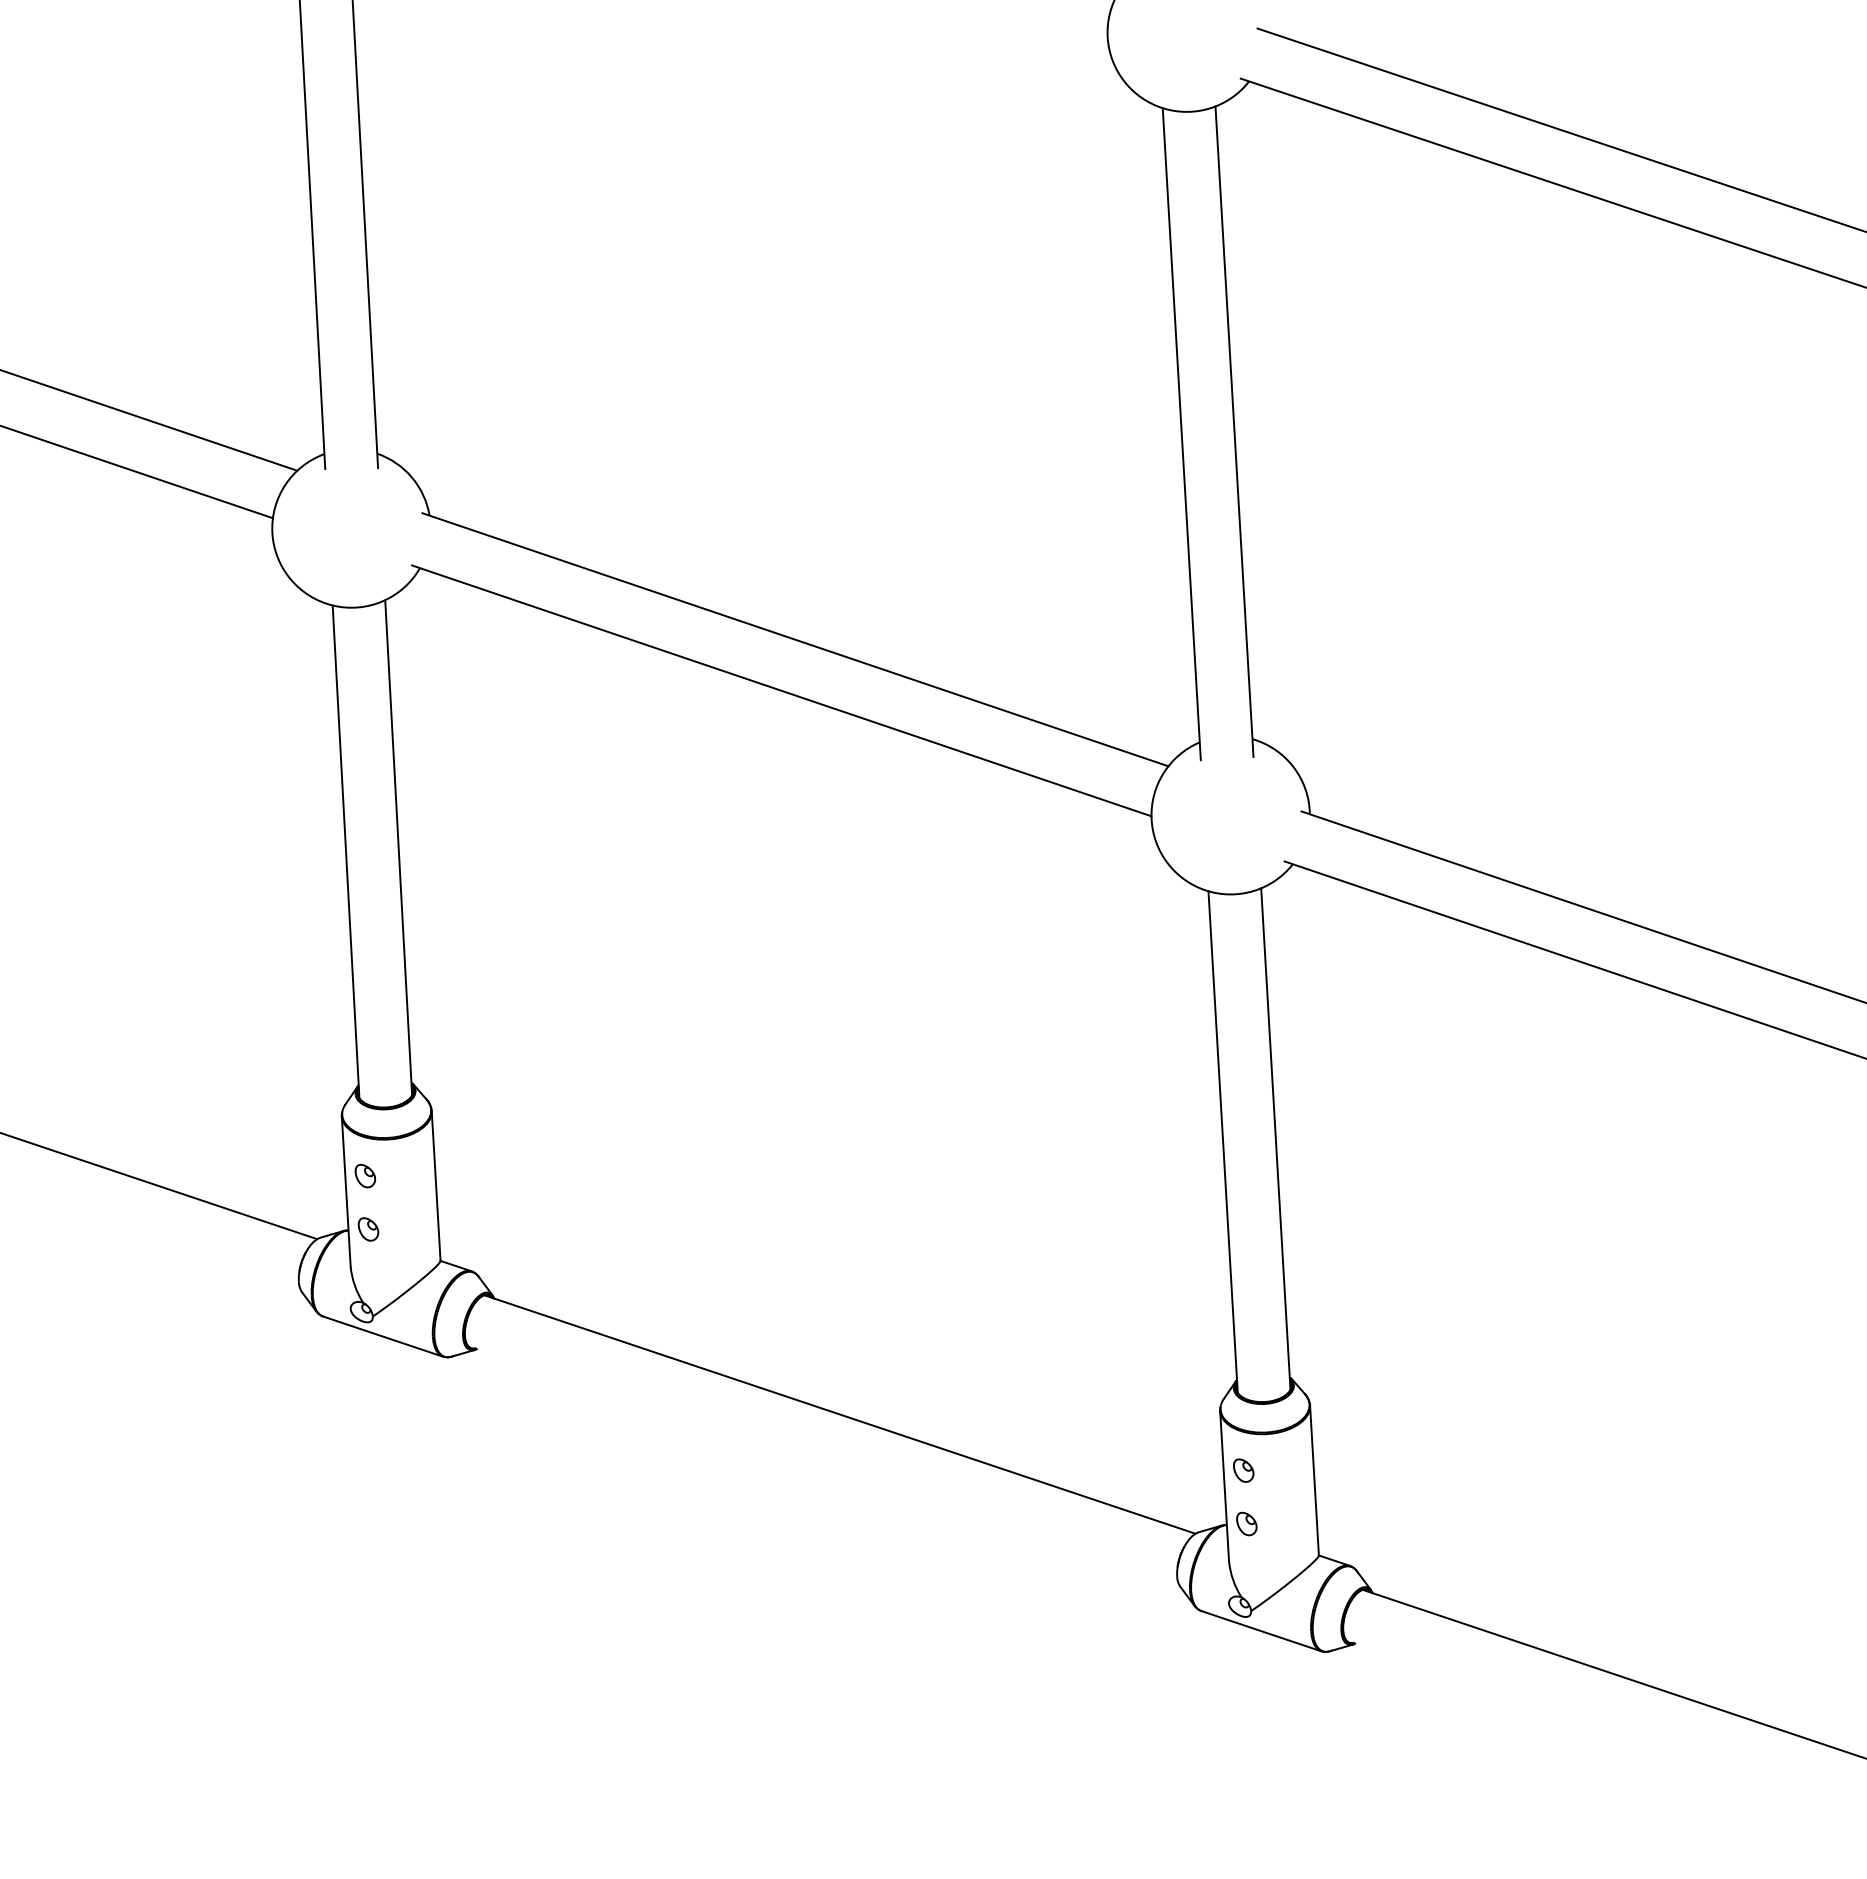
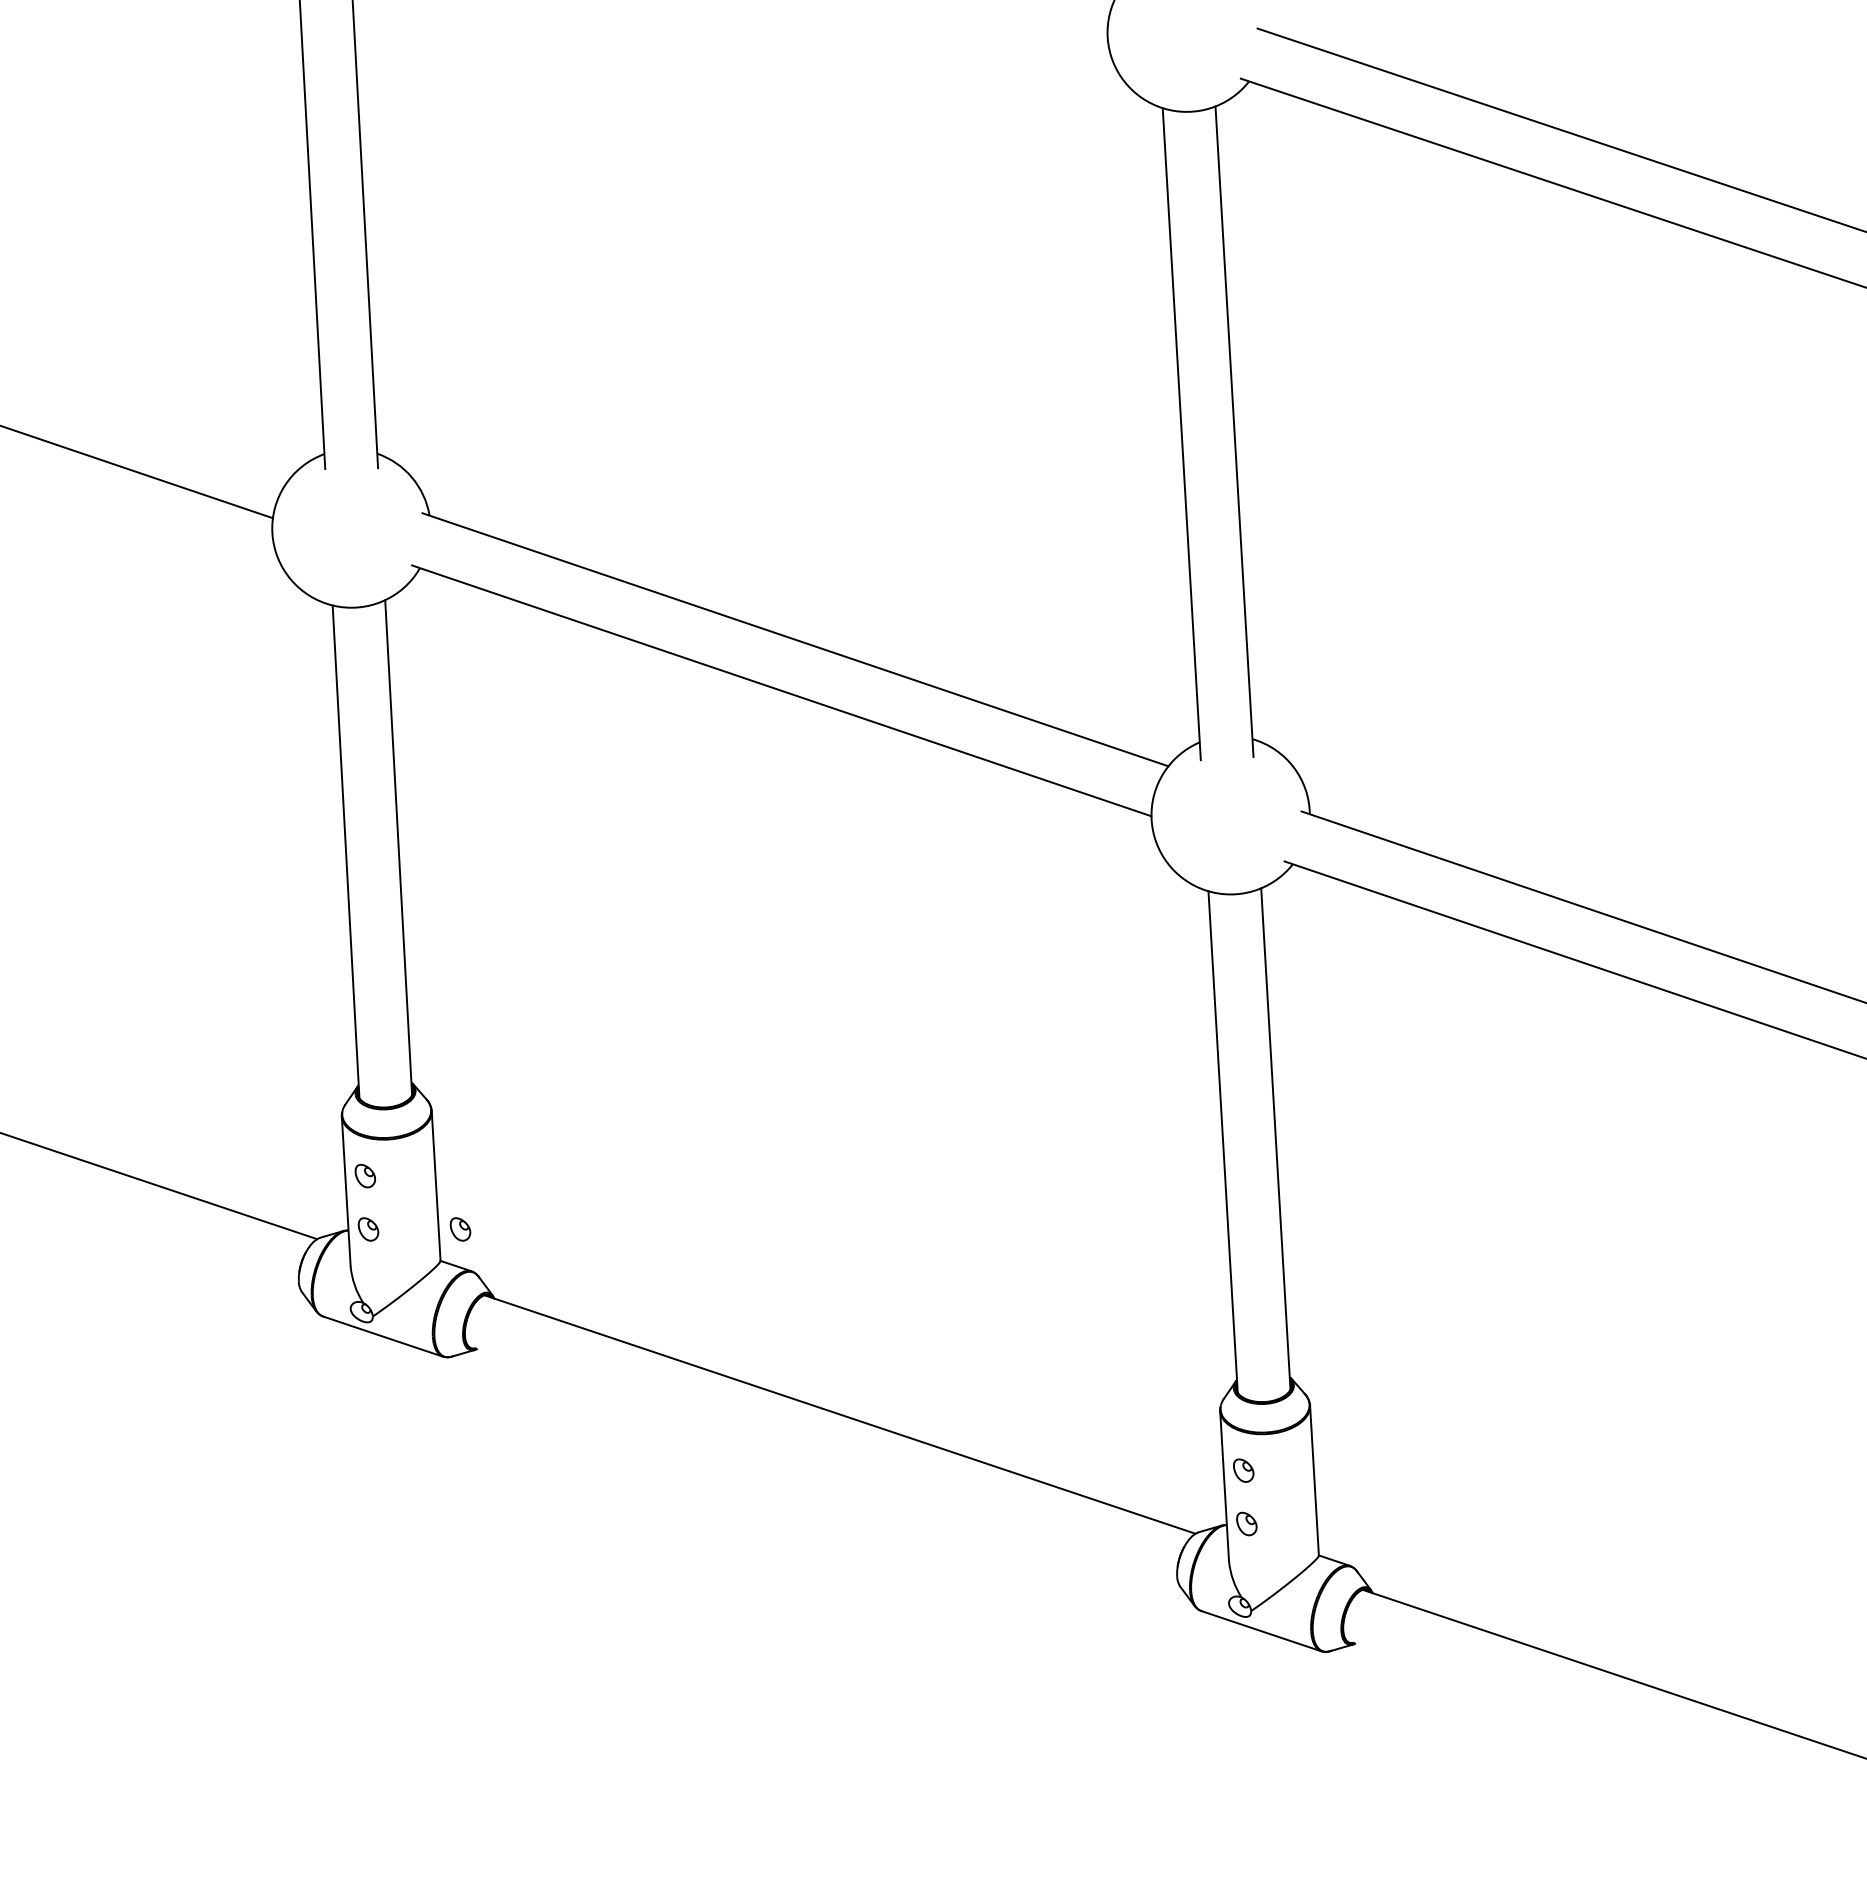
line: present -> none (149, 420)
part: none -> present (460, 1229)
